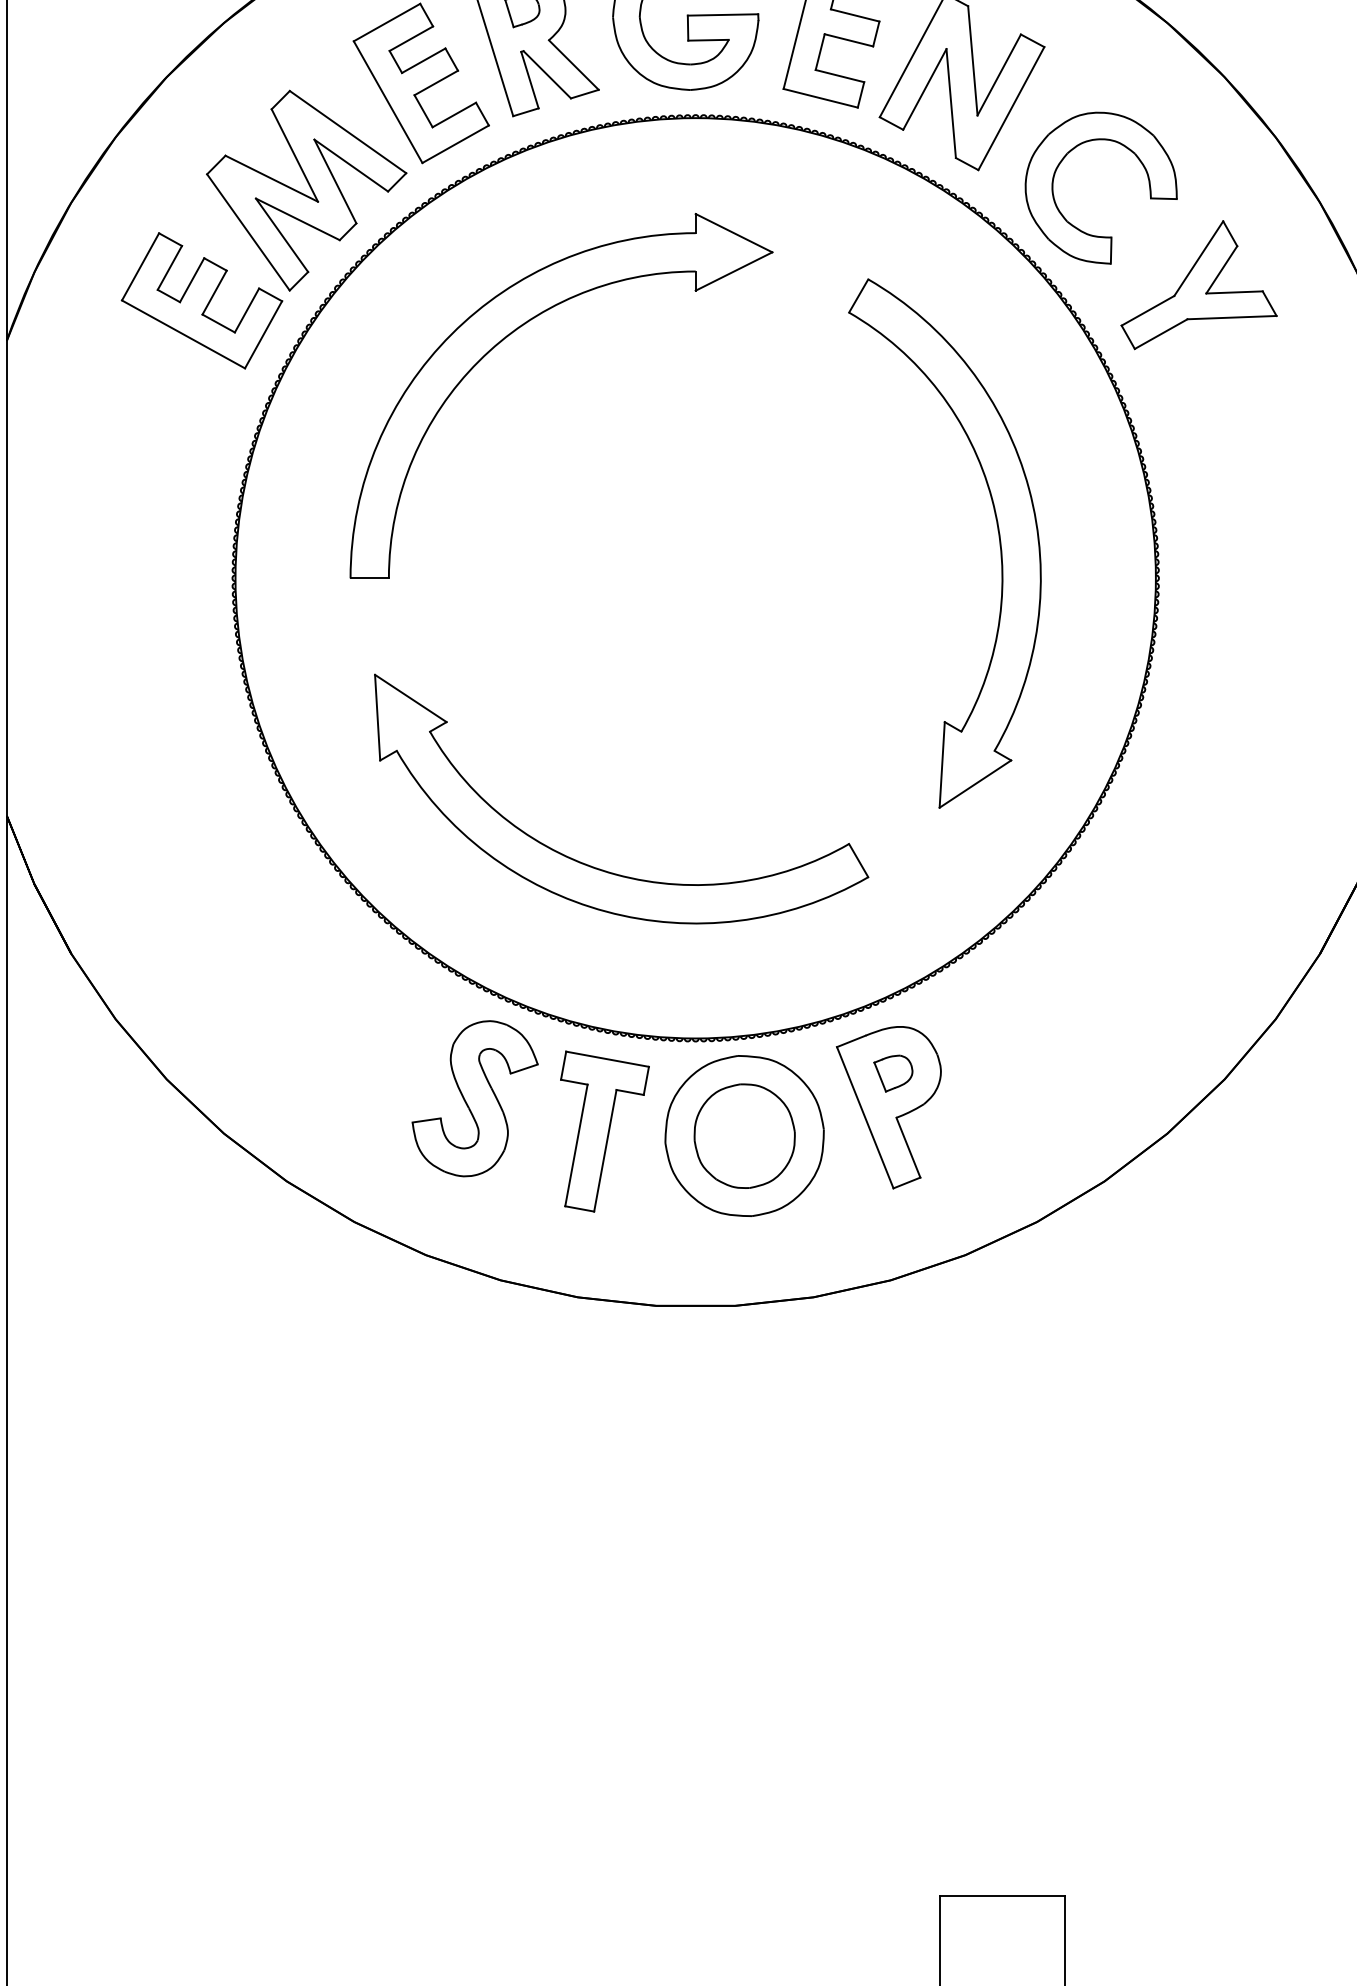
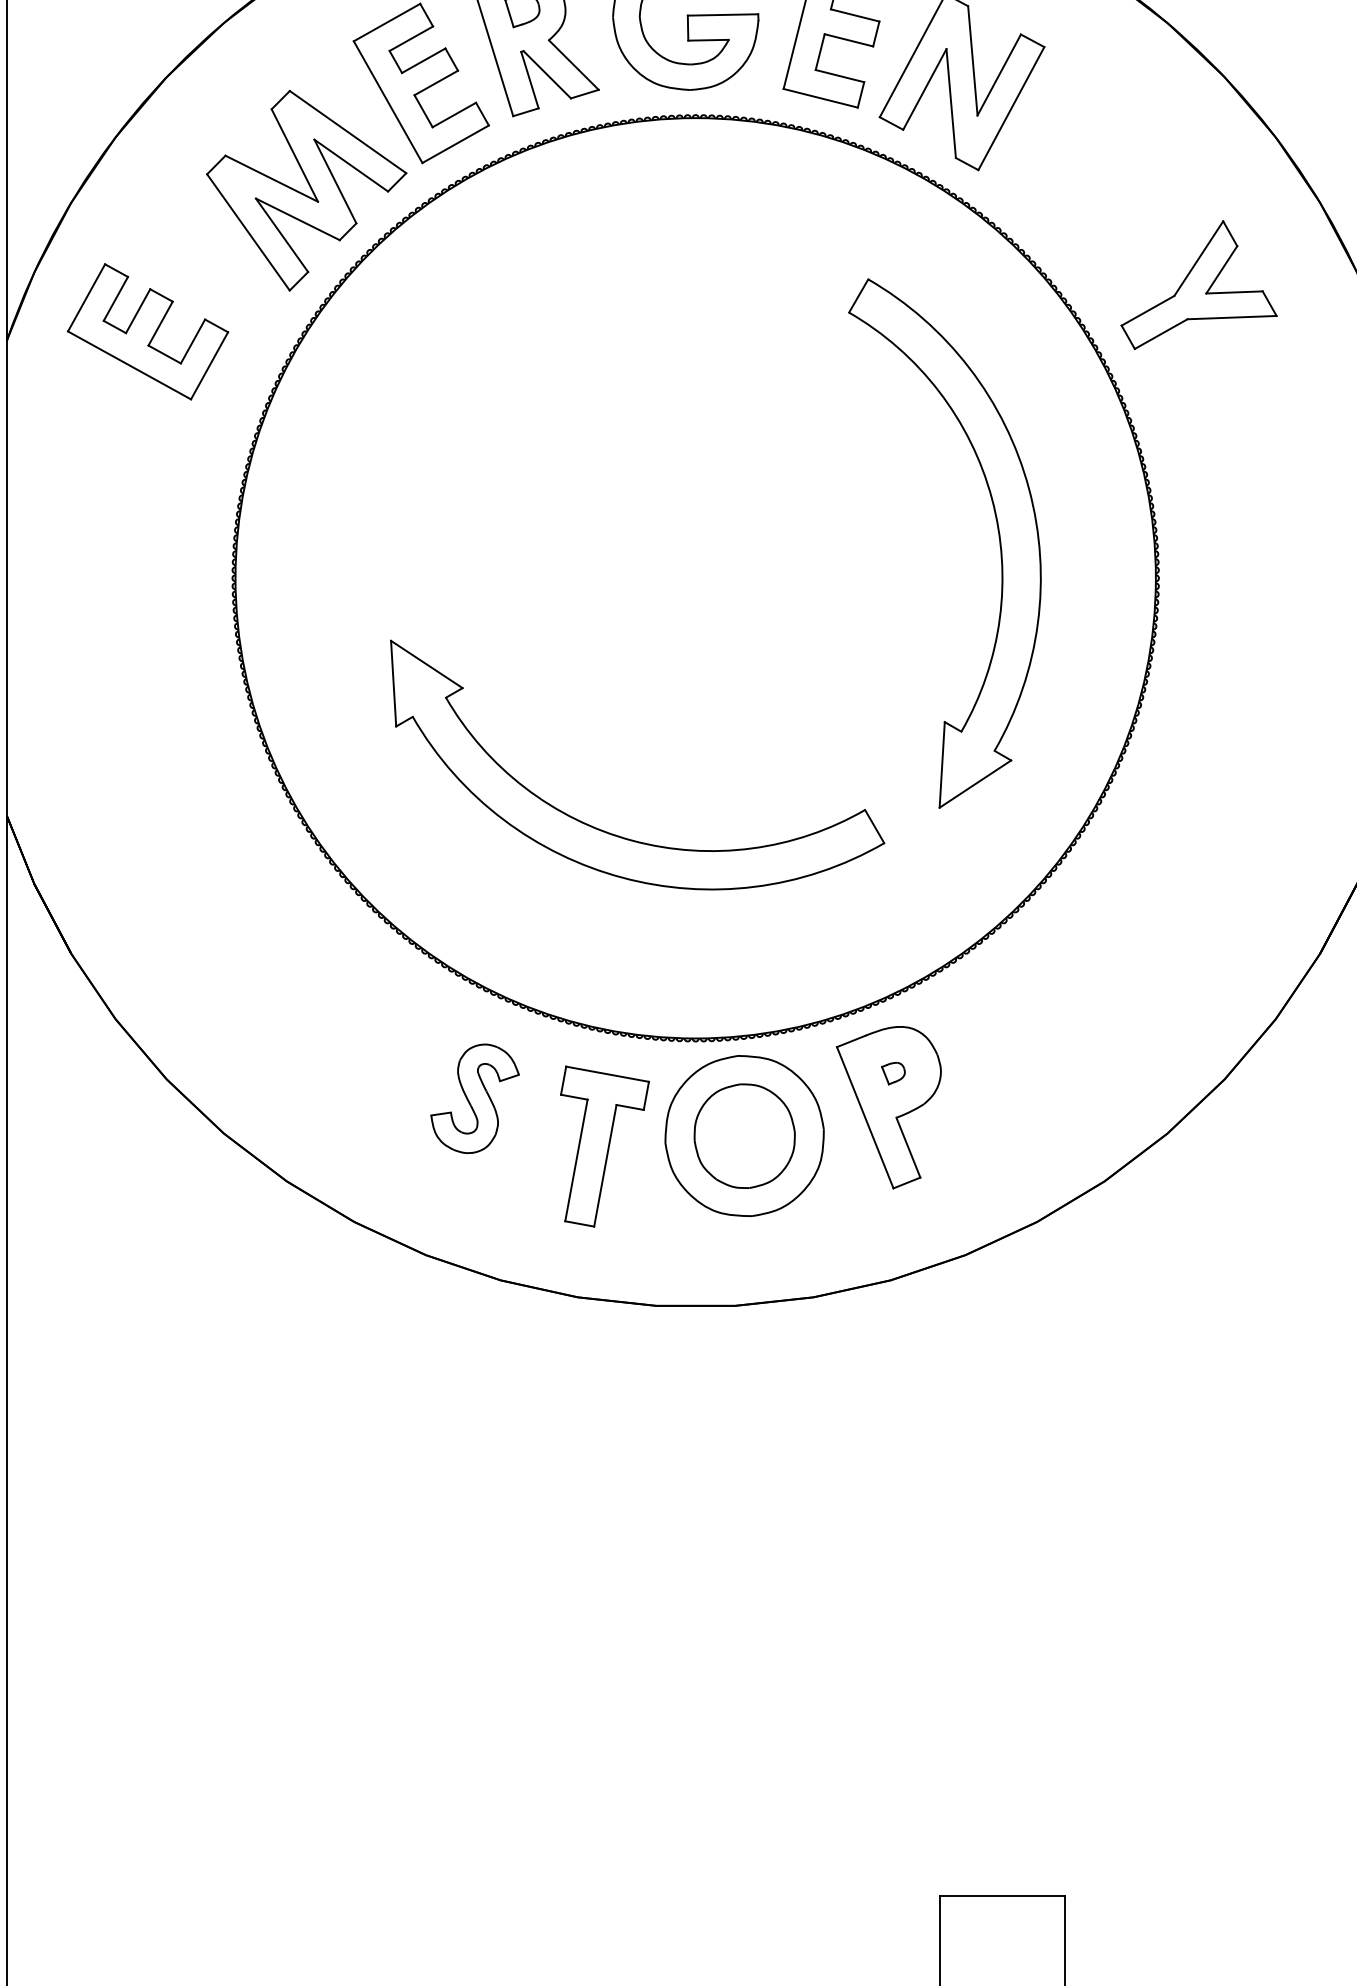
part: present -> none (1063, 160)
part position: (201, 300) -> (147, 331) (147, 331)
part: present -> none (515, 331)
part position: (600, 868) -> (616, 834) (616, 834)
part size: 41x39 px -> 25x25 px (893, 1073)
part size: 128x158 px -> 90x111 px (474, 1098)
part position: (604, 1131) -> (604, 1146) (604, 1146)
